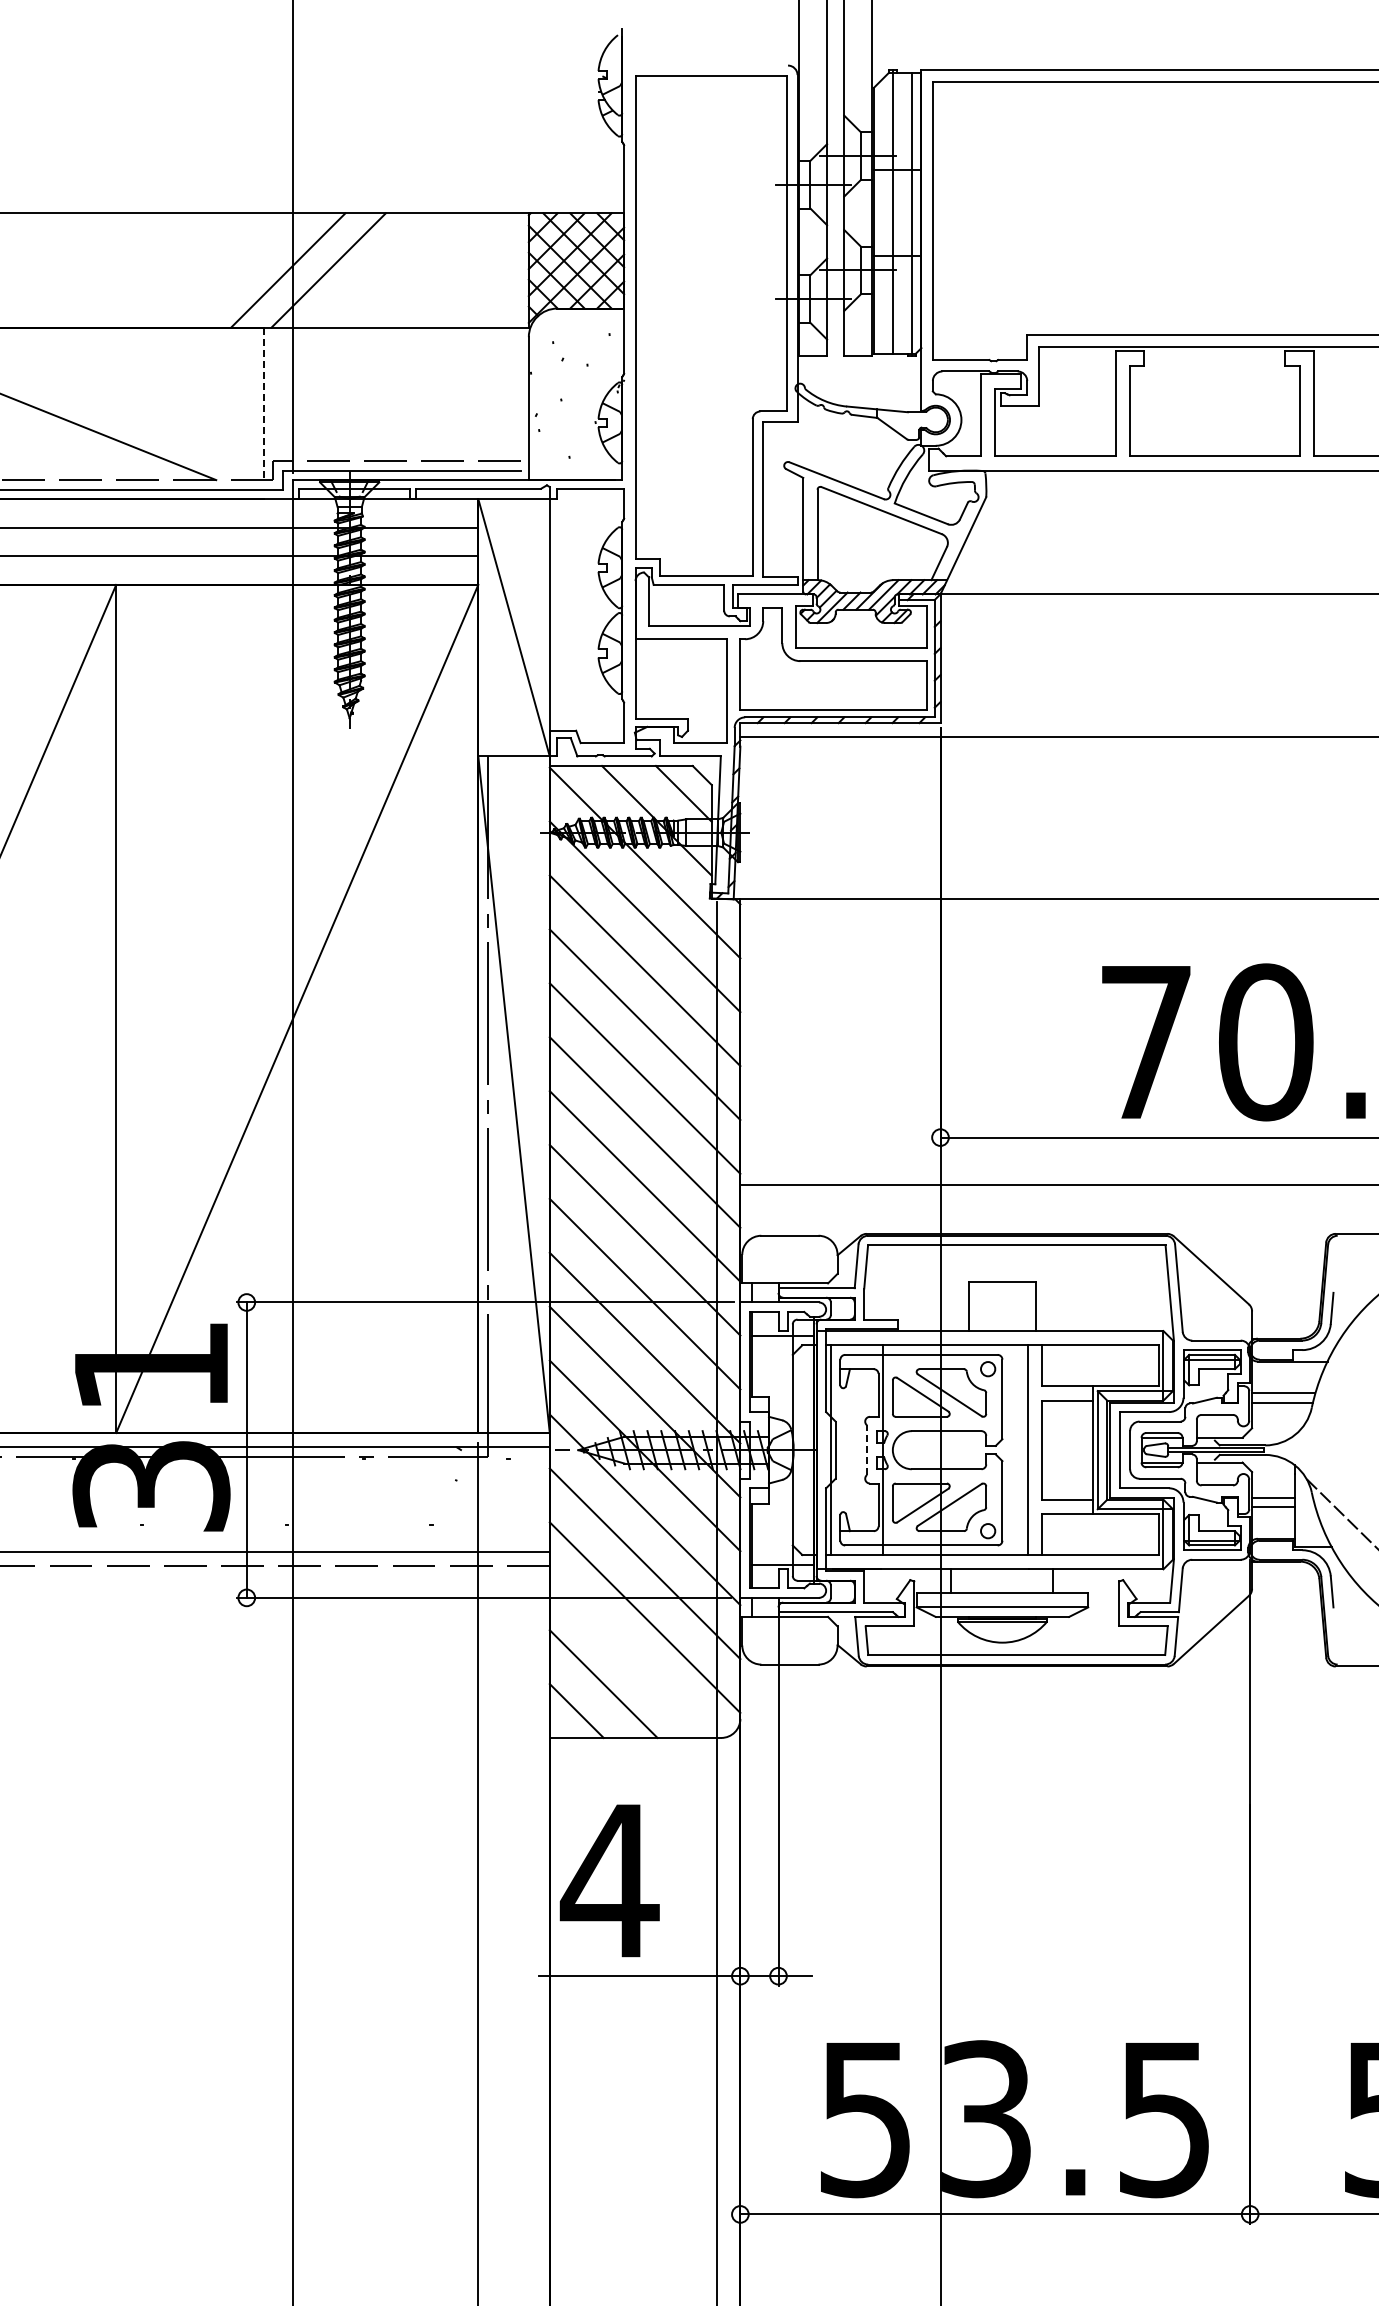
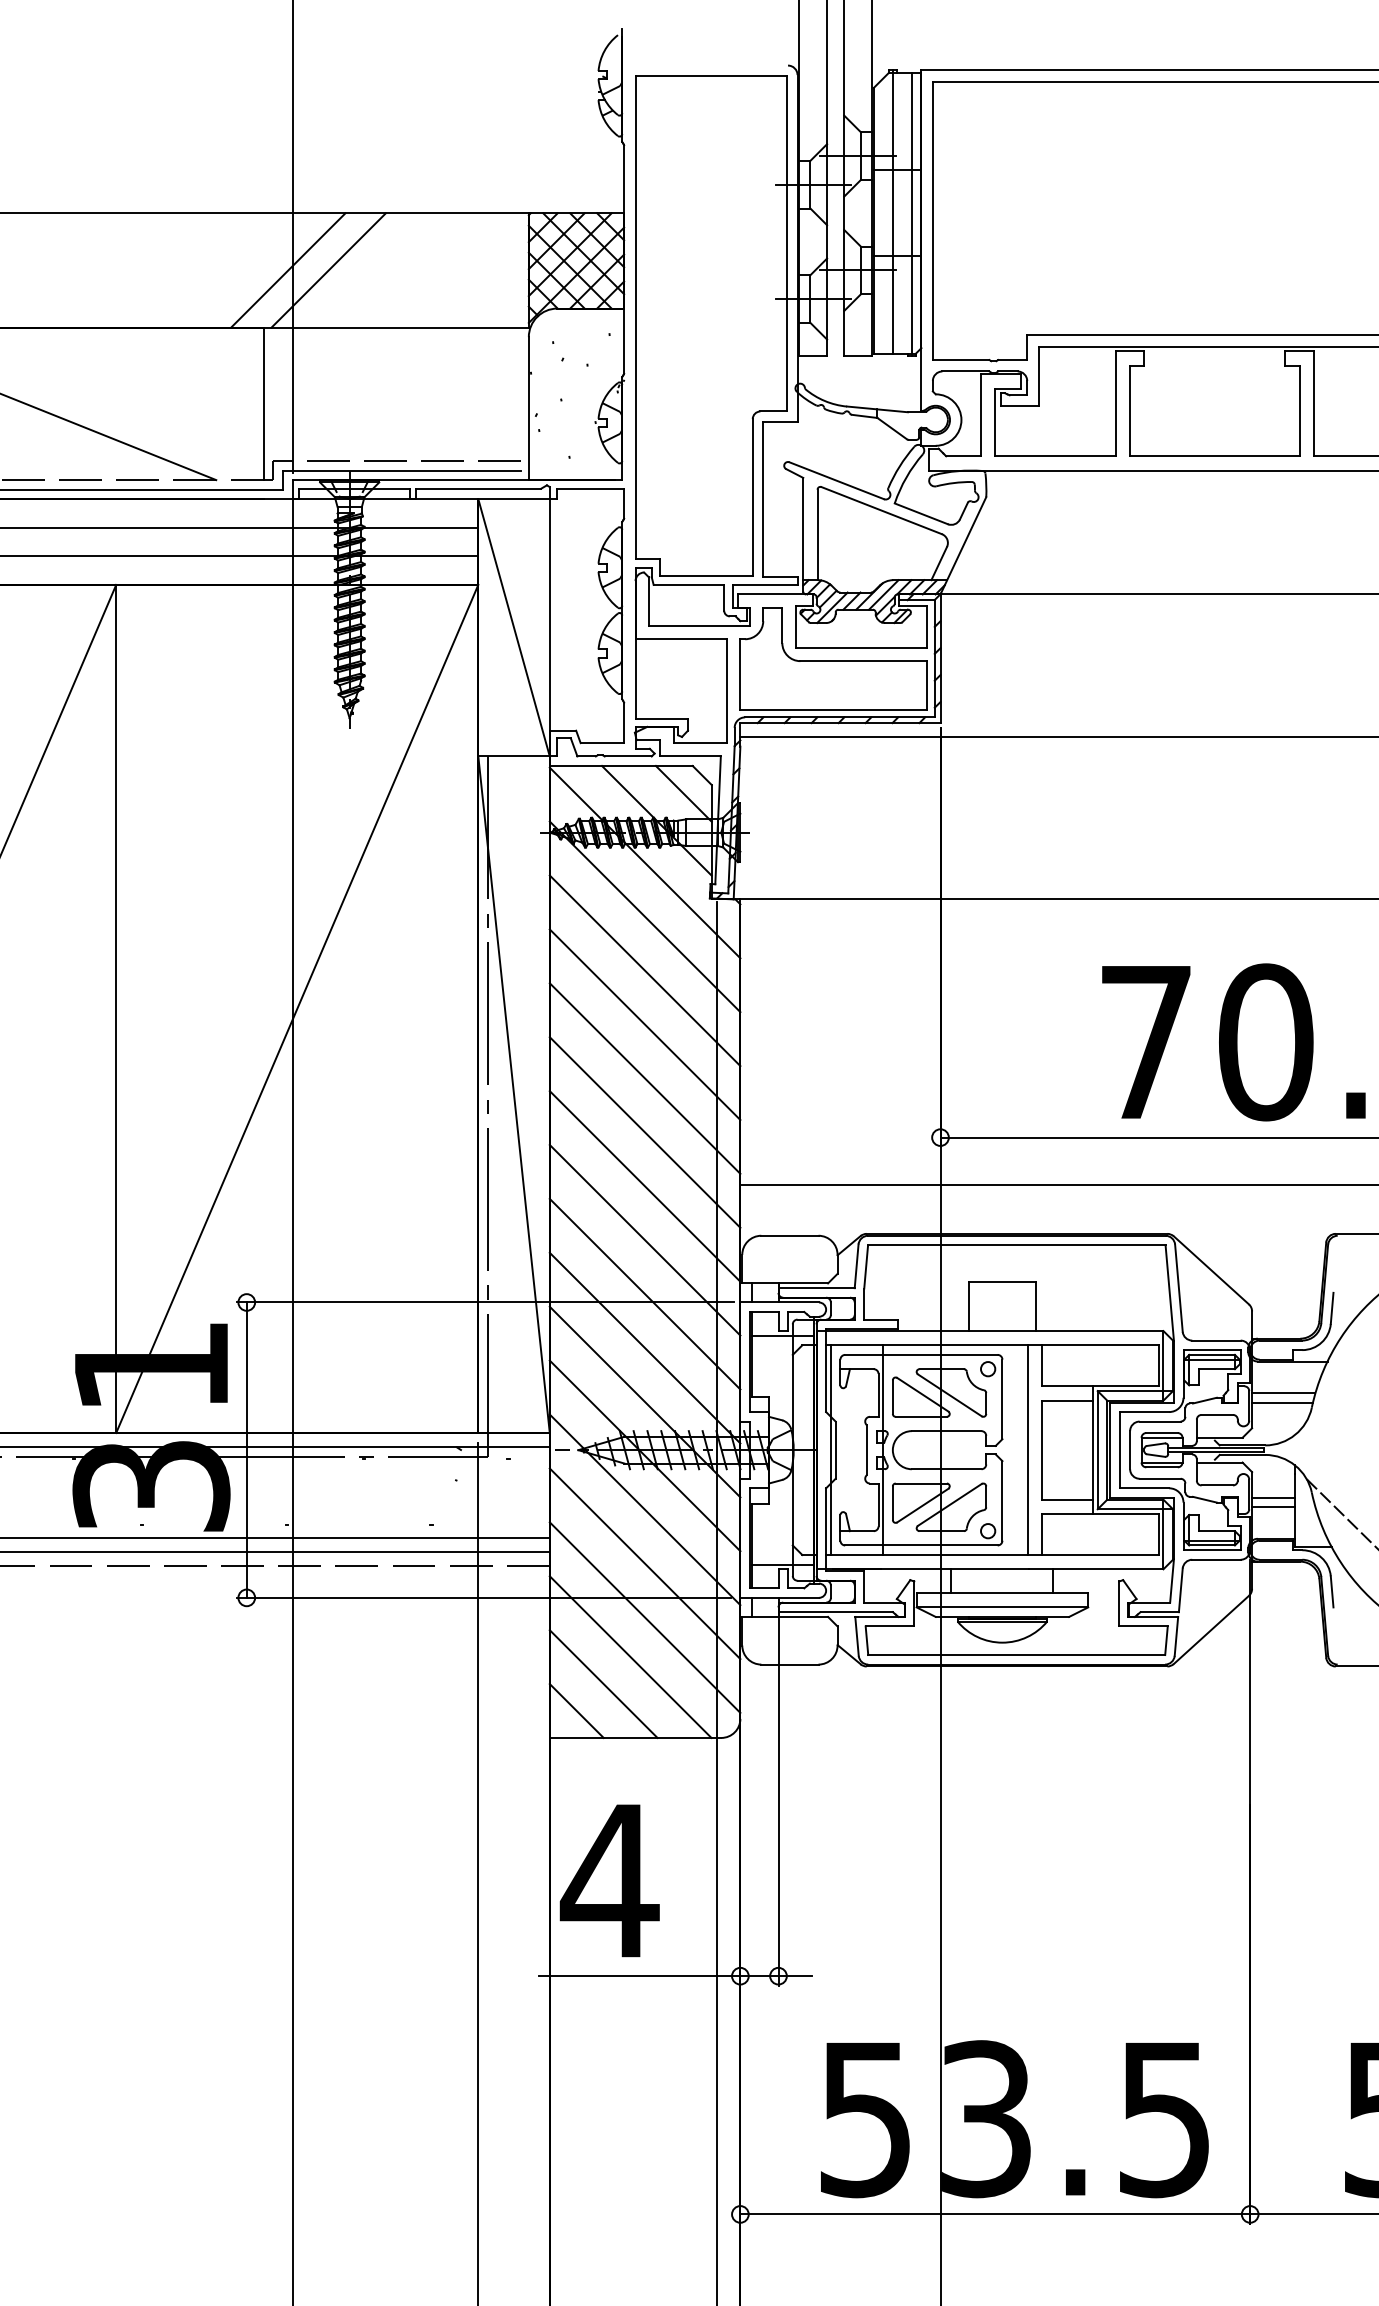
line: dashed -> solid (263, 404)
line: dashed -> solid (867, 1450)
line: none -> present (275, 1537)
line: none -> present (630, 1656)
